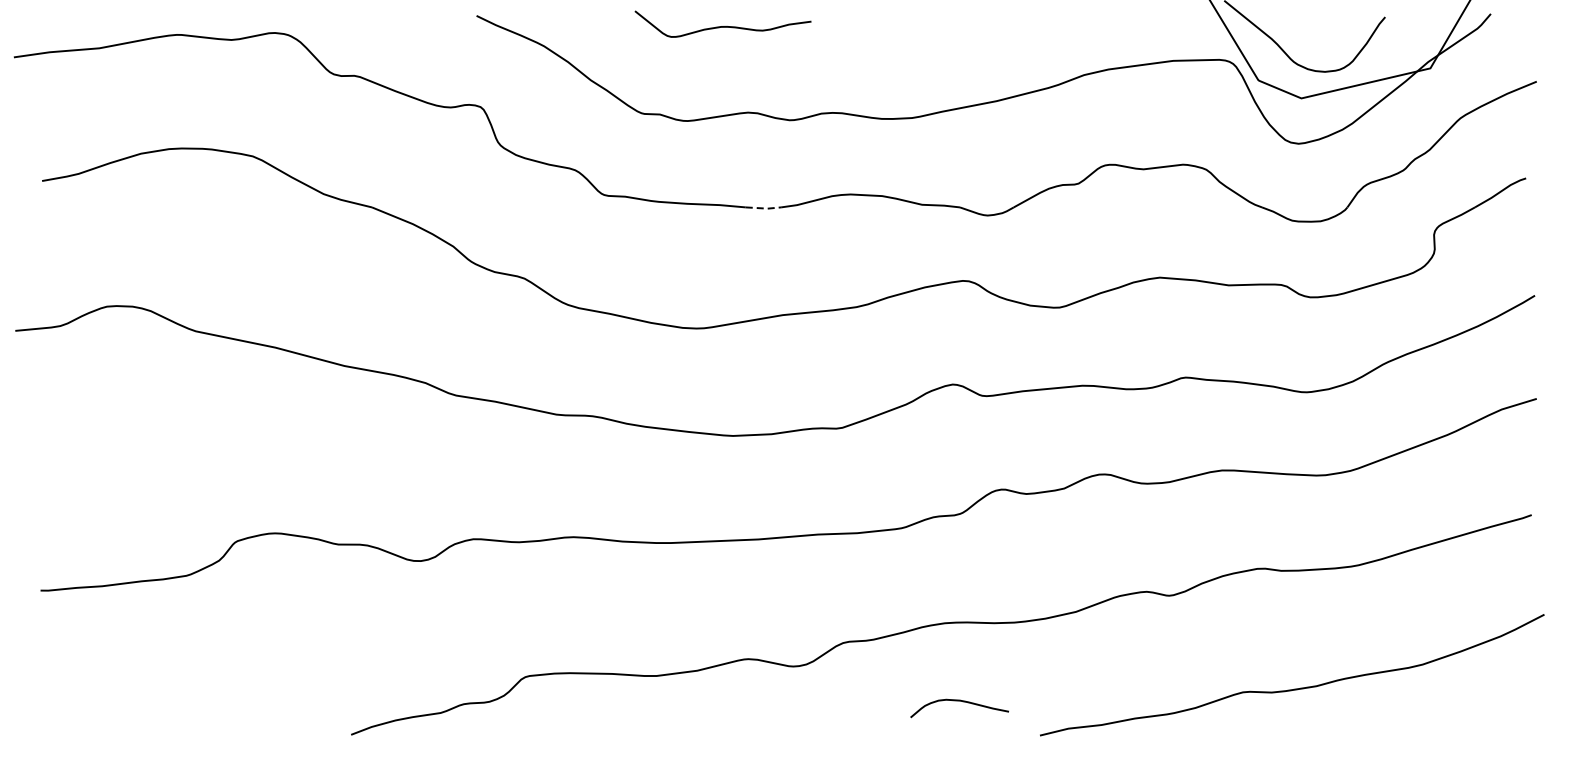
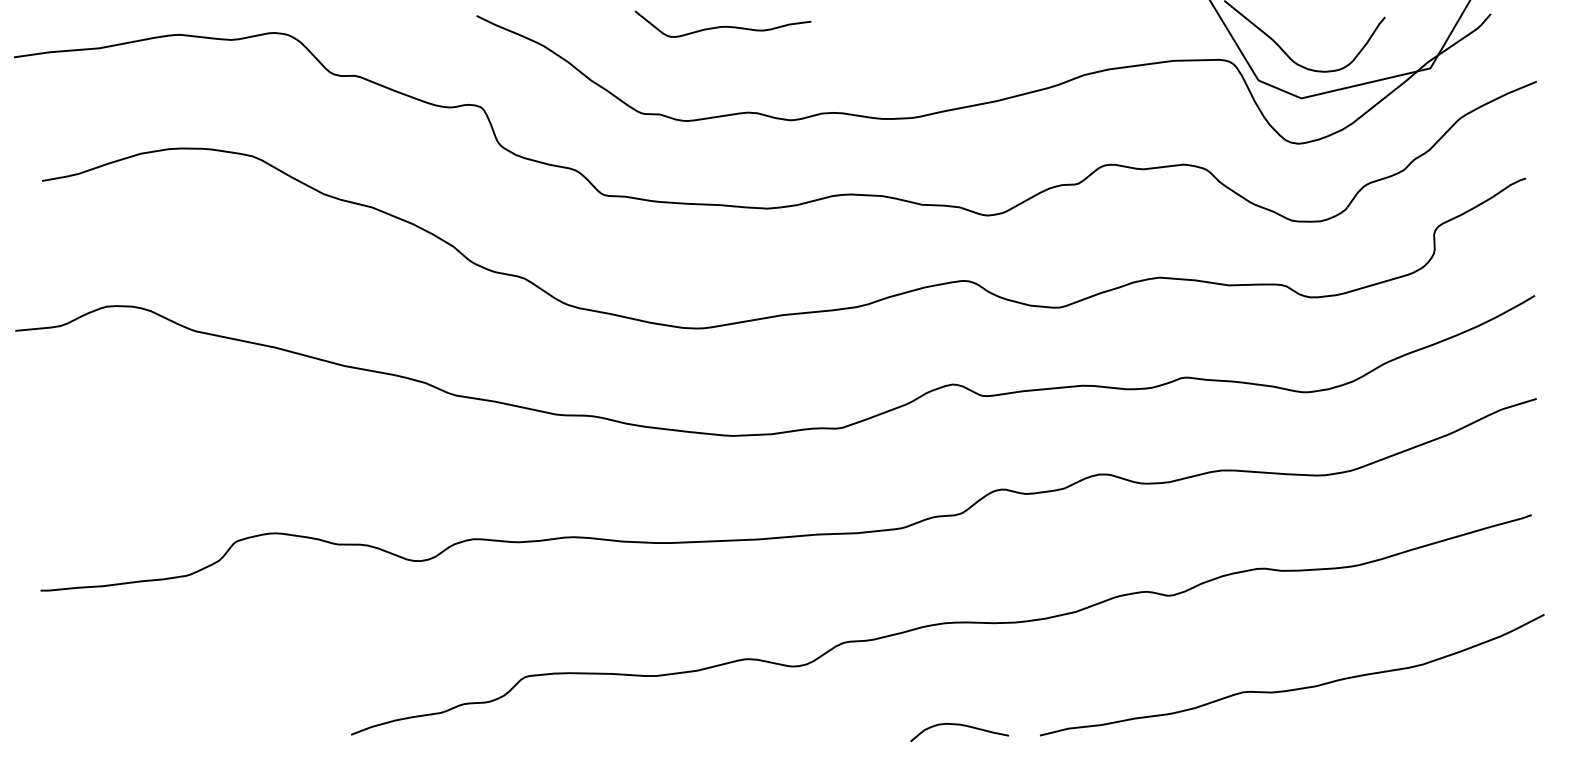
line: dashed -> solid (764, 208)
curve position: (959, 701) -> (959, 725) (959, 725)
